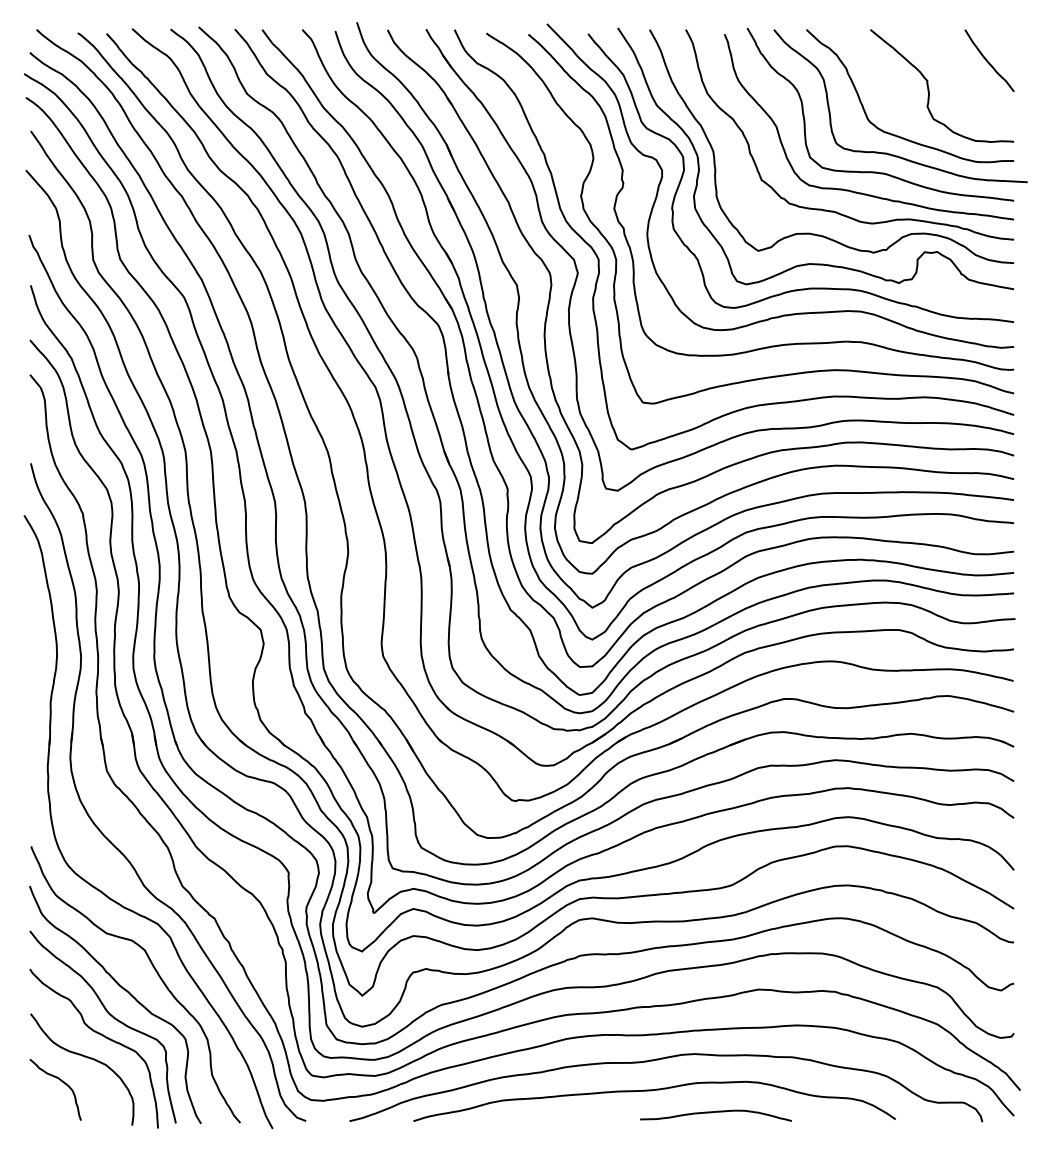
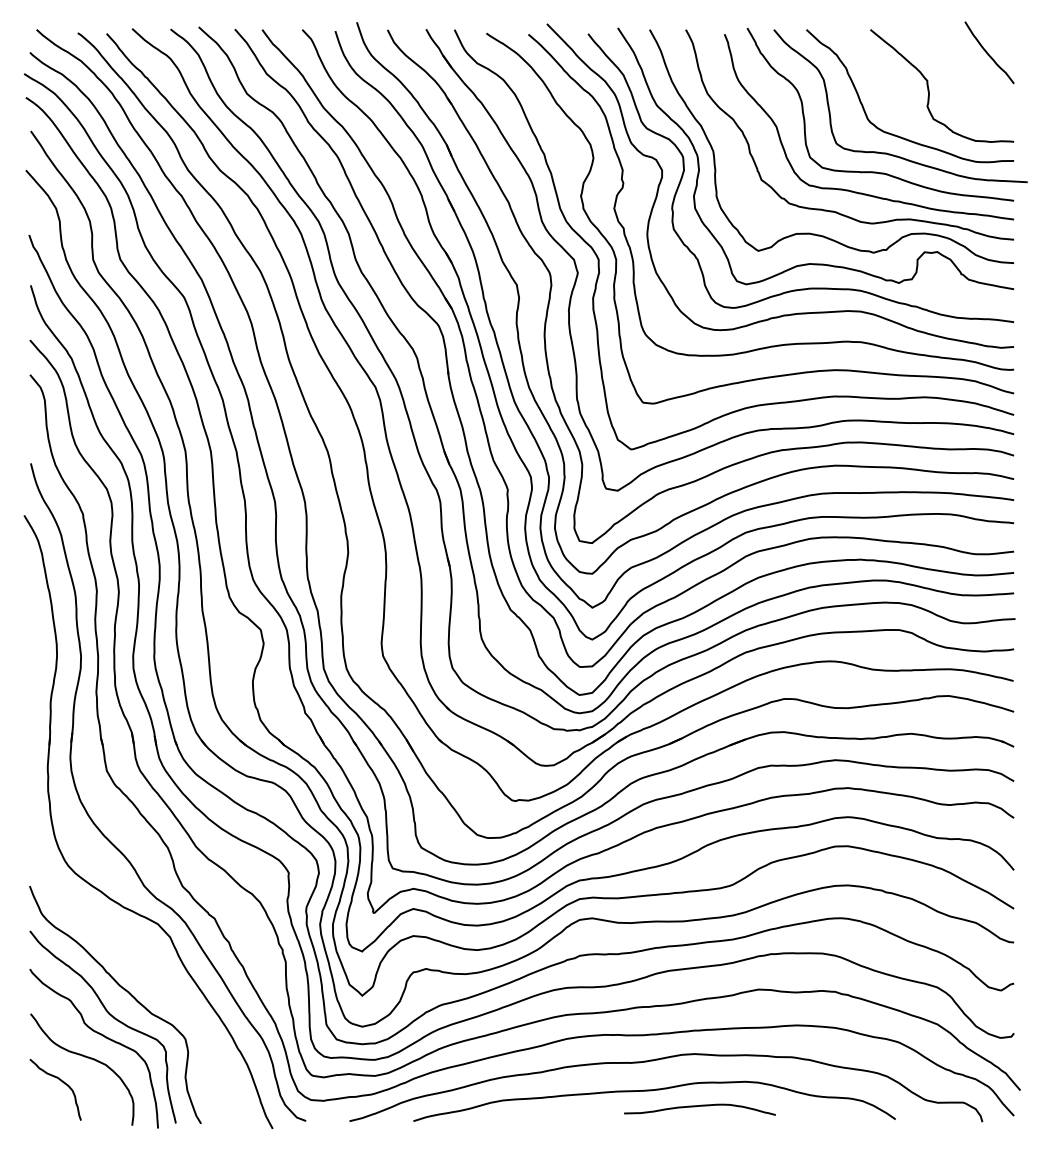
curve position: (988, 61) -> (988, 53) (988, 53)
curve: present -> none (156, 973)
curve position: (715, 1112) -> (699, 1106) (699, 1106)
